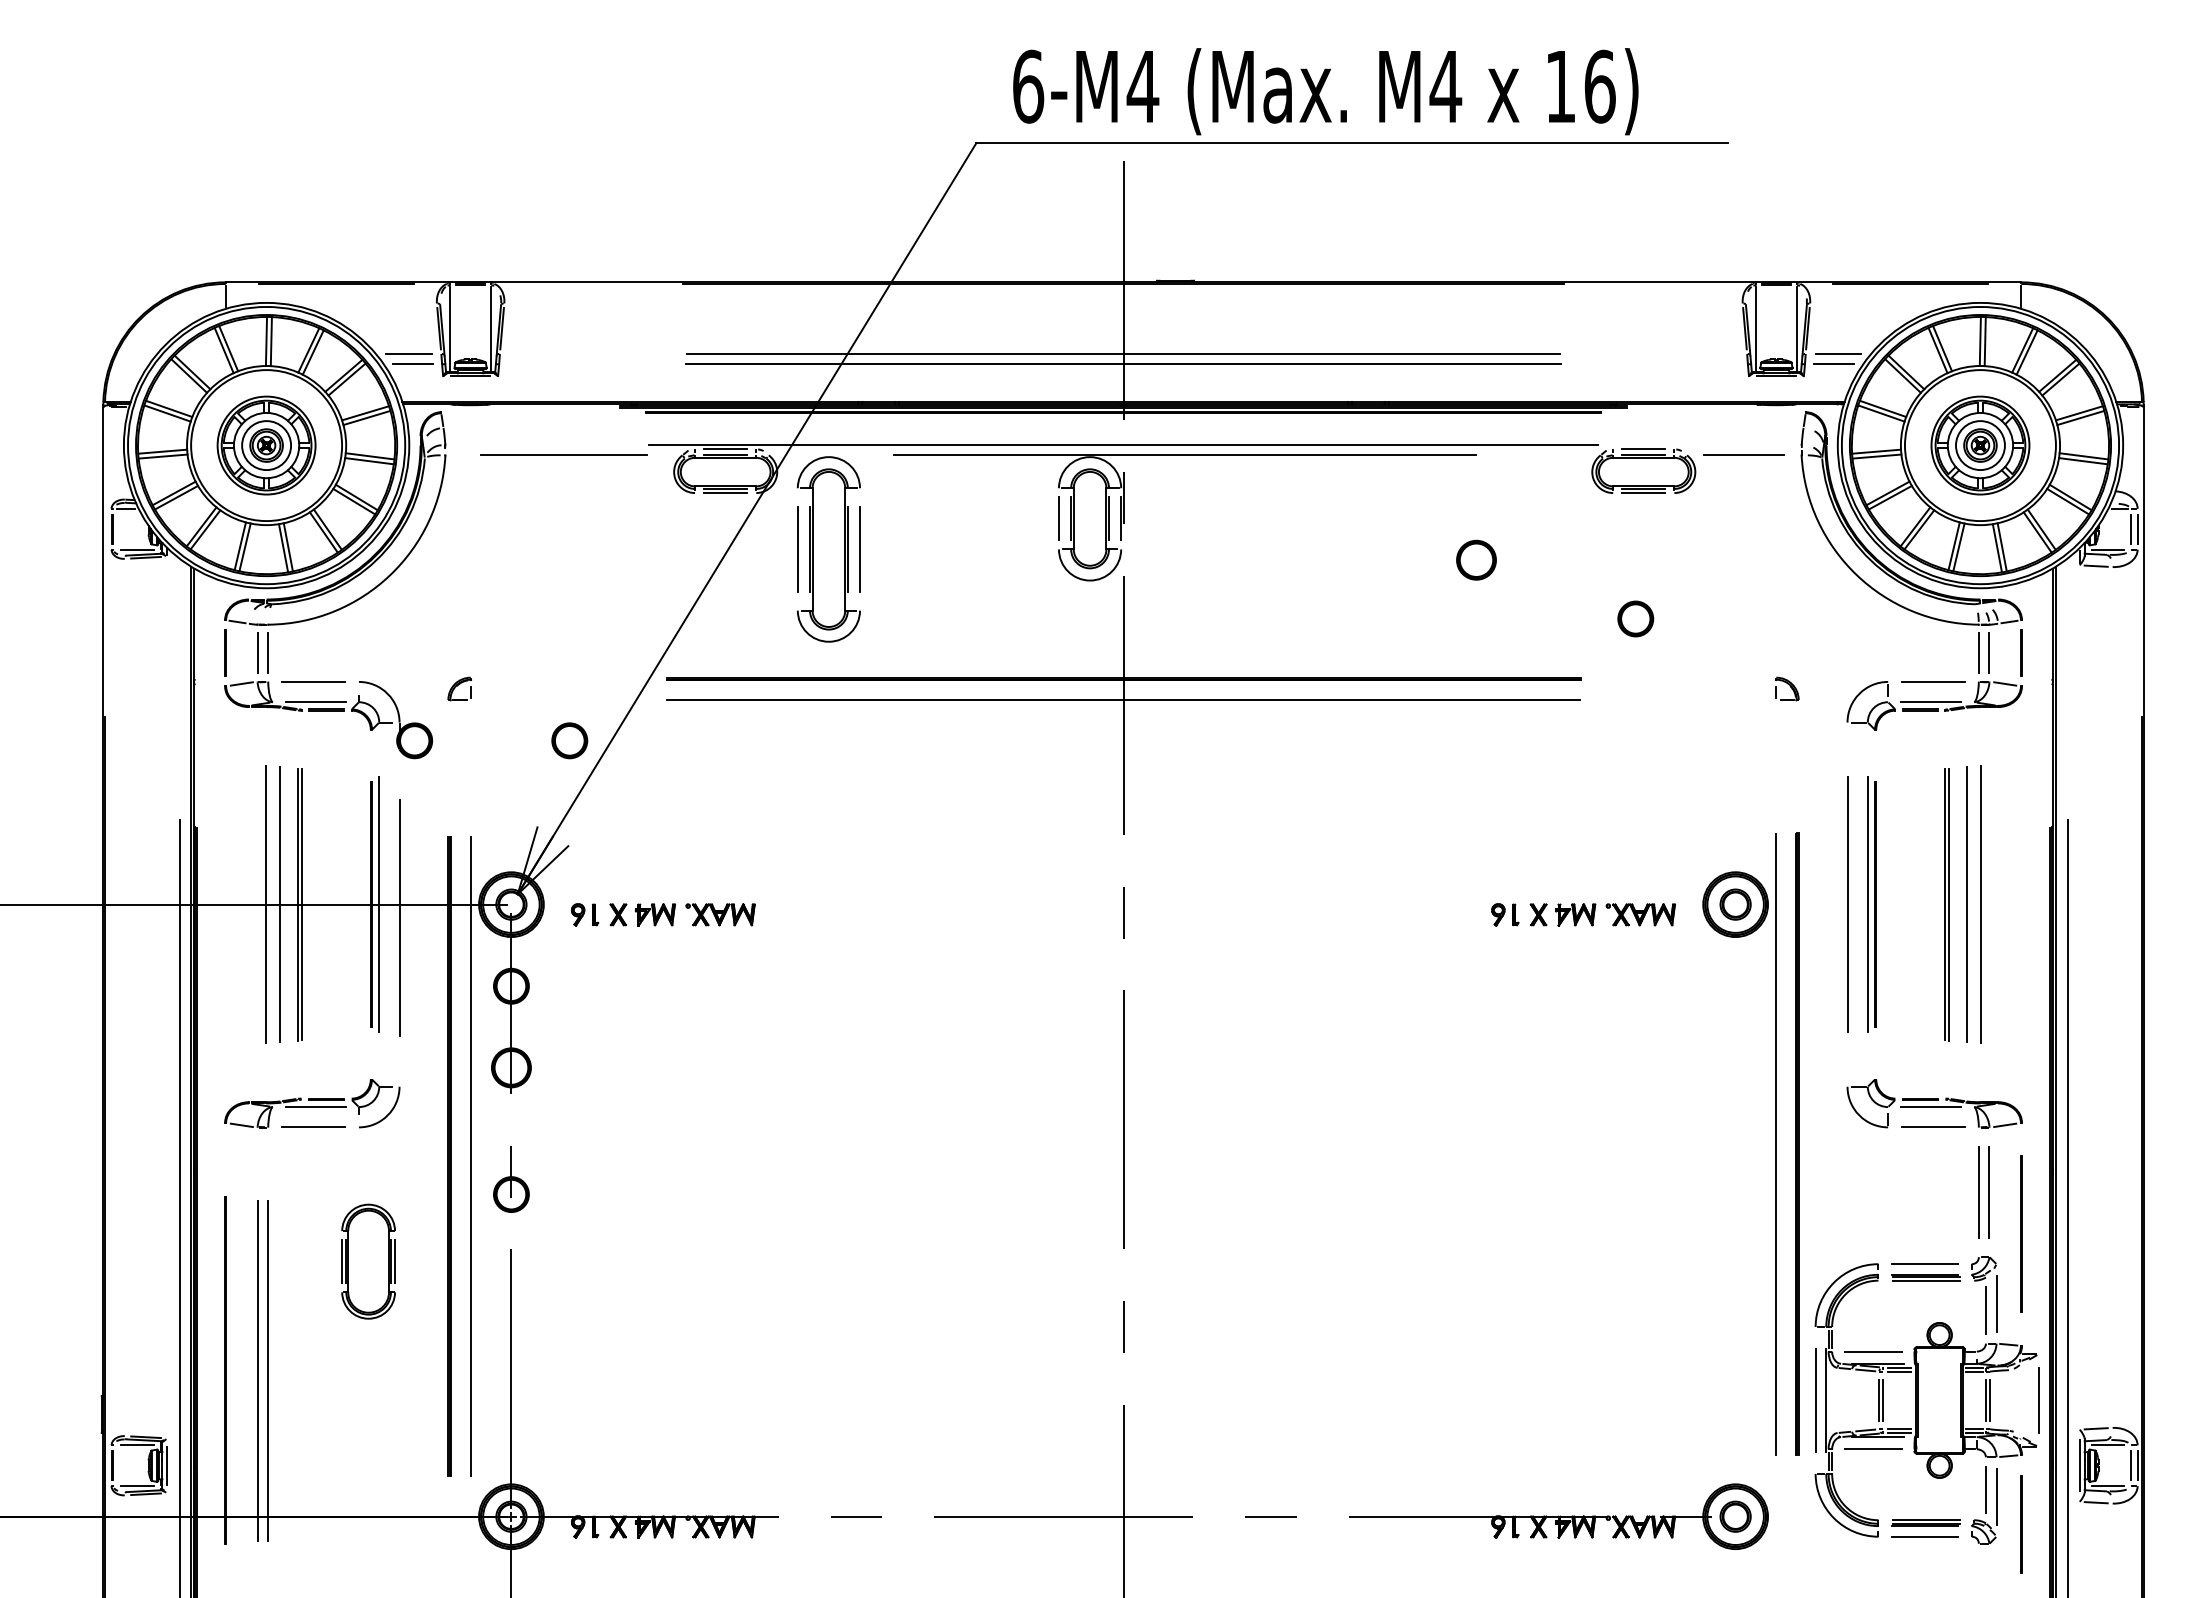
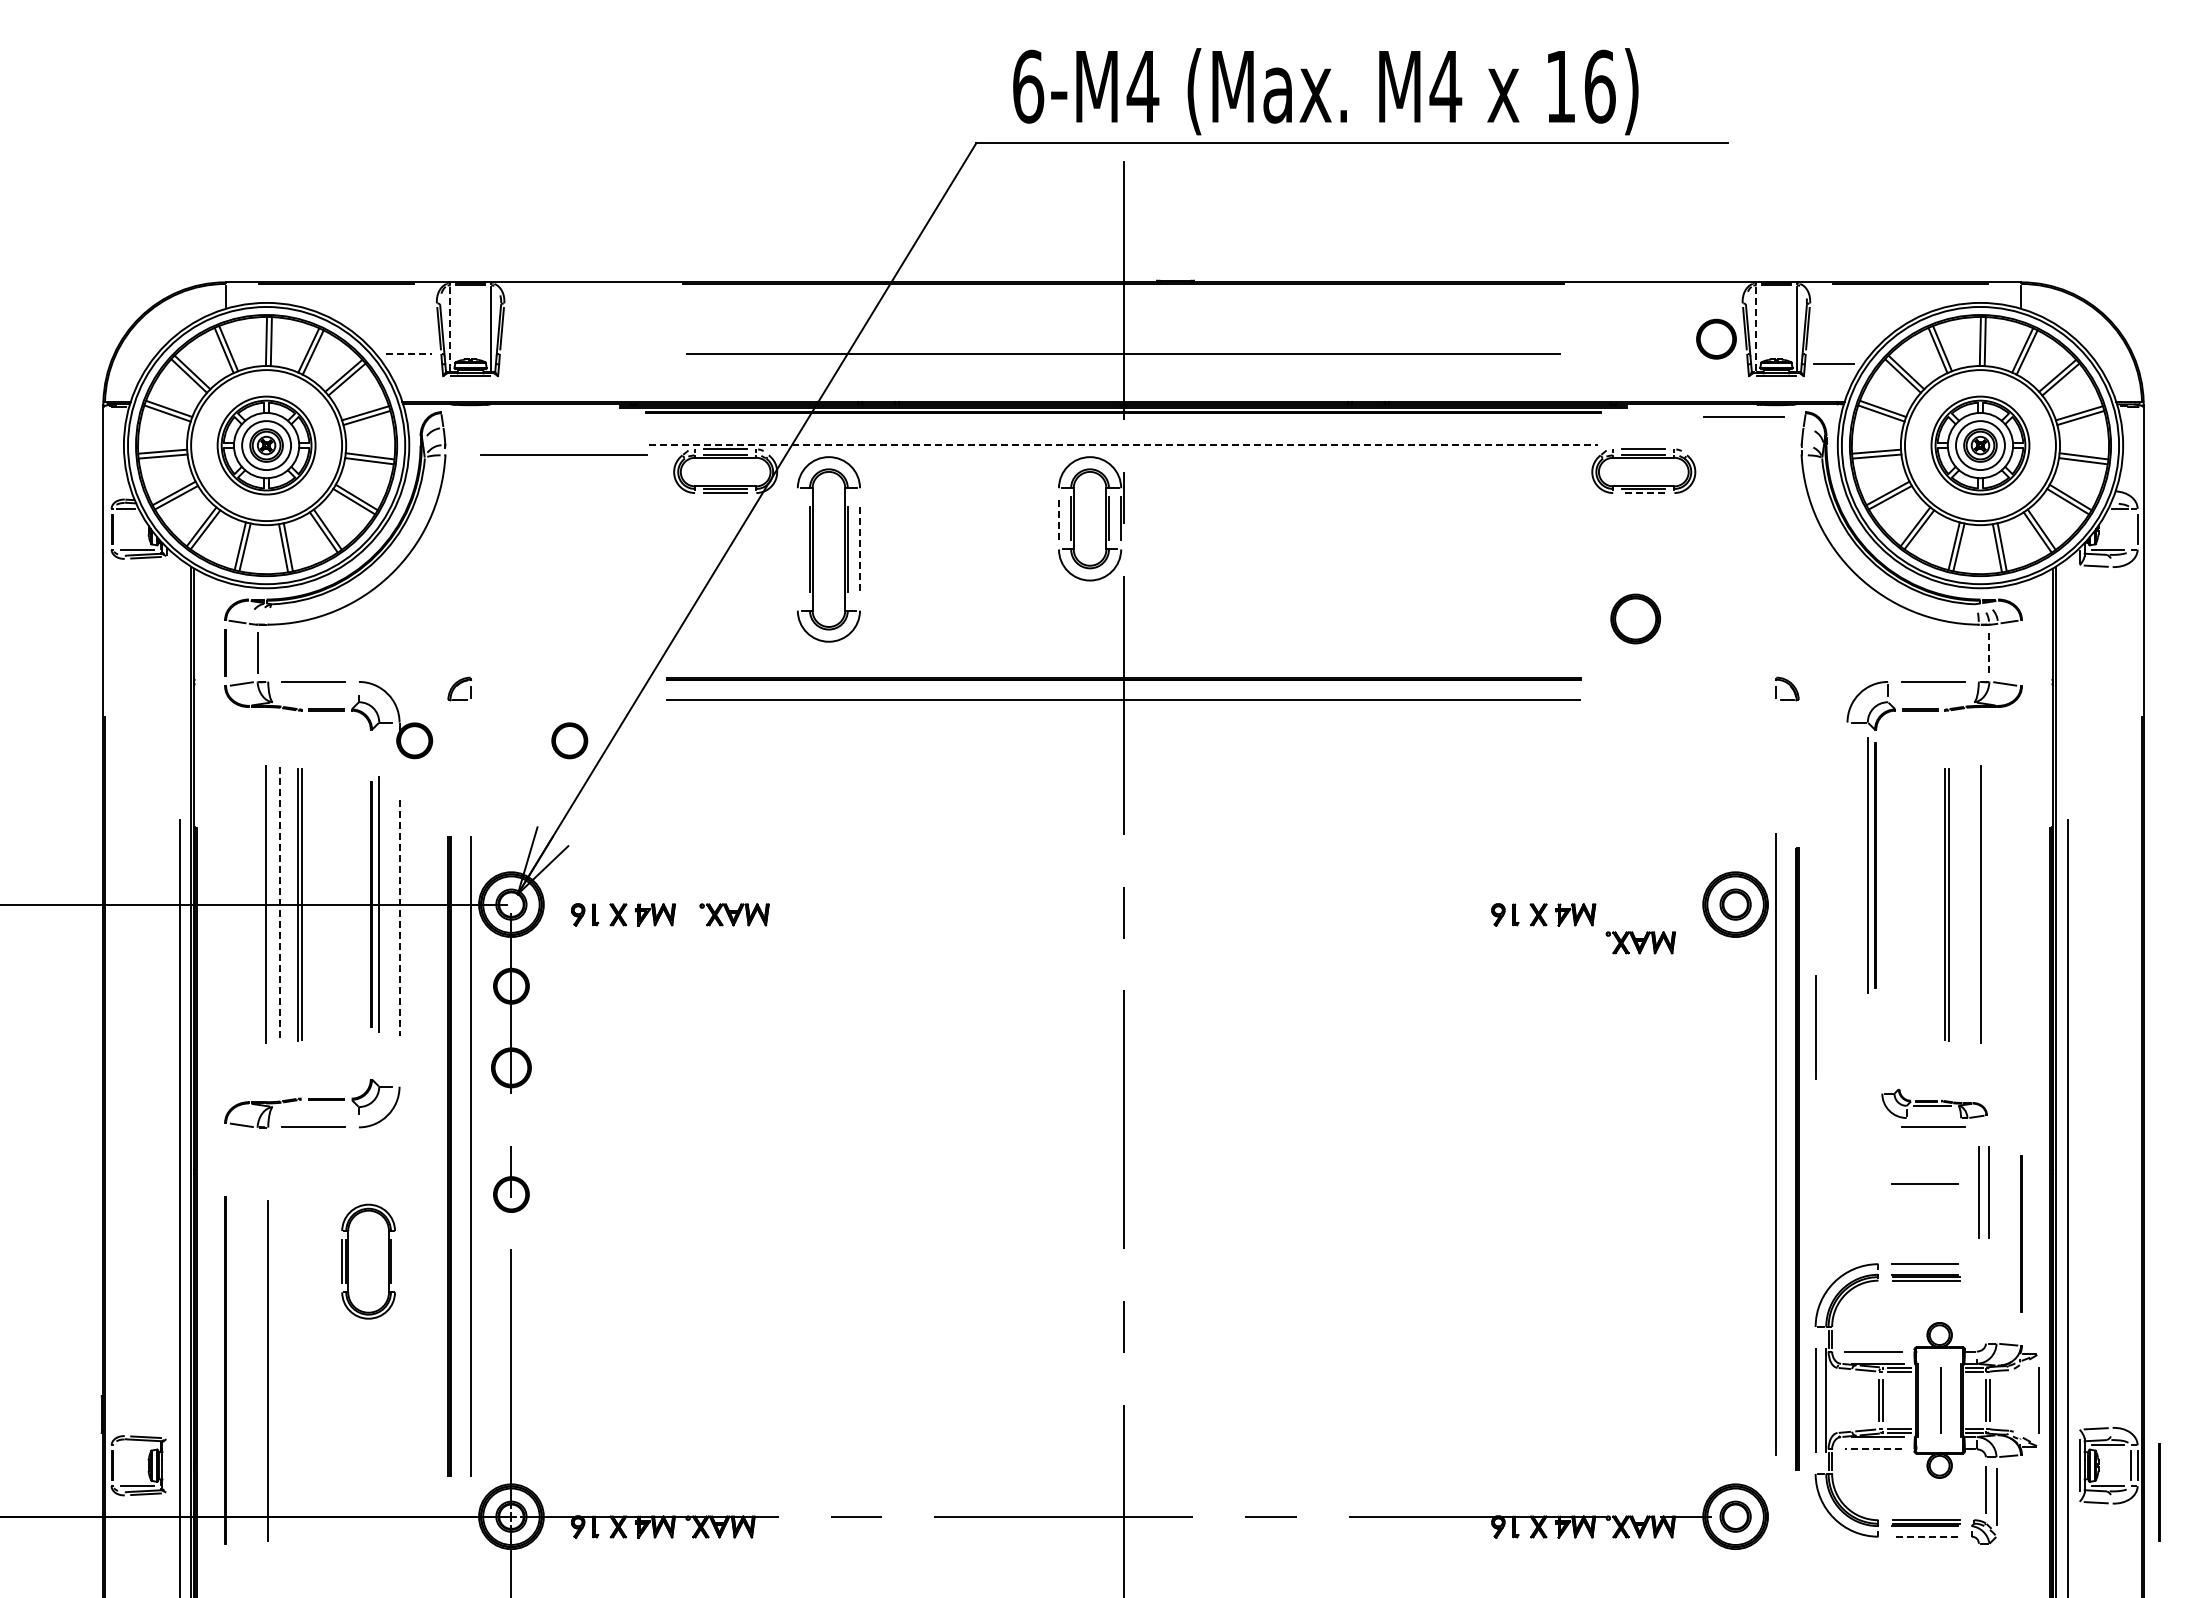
line: solid -> dashed (450, 329)
line: solid -> dashed (1756, 329)
line: solid -> dashed (408, 353)
line: present -> none (1838, 353)
line: present -> none (412, 364)
line: present -> none (1123, 364)
line: solid -> dashed (1123, 444)
line position: (1743, 454) -> (1743, 416) (1743, 416)
line: present -> none (1184, 455)
line: solid -> dashed (1643, 493)
line: solid -> dashed (1058, 518)
line: present -> none (2130, 528)
line: present -> none (797, 549)
line: solid -> dashed (860, 549)
part position: (1476, 559) -> (1716, 338) (1716, 338)
part size: 38x38 px -> 51x52 px (1635, 618)
line: present -> none (2021, 652)
line: present -> none (268, 653)
line: present -> none (1978, 653)
line: solid -> dashed (1989, 653)
line: present -> none (315, 702)
line: present -> none (1931, 702)
line: solid -> dashed (280, 904)
line: present -> none (1847, 904)
part position: (1871, 904) -> (1871, 865) (1871, 865)
line: present -> none (1966, 904)
part position: (720, 914) -> (734, 914) (734, 914)
part position: (1640, 914) -> (1640, 942) (1640, 942)
line: solid -> dashed (399, 918)
line: none -> present (1815, 1027)
part size: 177x50 px -> 107x31 px (1934, 1103)
line: present -> none (315, 1107)
line position: (1797, 1143) -> (1797, 1158) (1797, 1158)
line: none -> present (1924, 1183)
line: present -> none (395, 1261)
part: present -> none (1984, 1295)
line: present -> none (257, 1370)
line: none -> present (1940, 1400)
line: present -> none (137, 1445)
line: solid -> dashed (1873, 1449)
line: present -> none (167, 1465)
line position: (2021, 1524) -> (2159, 1492) (2159, 1492)
line: solid -> dashed (1925, 1536)
